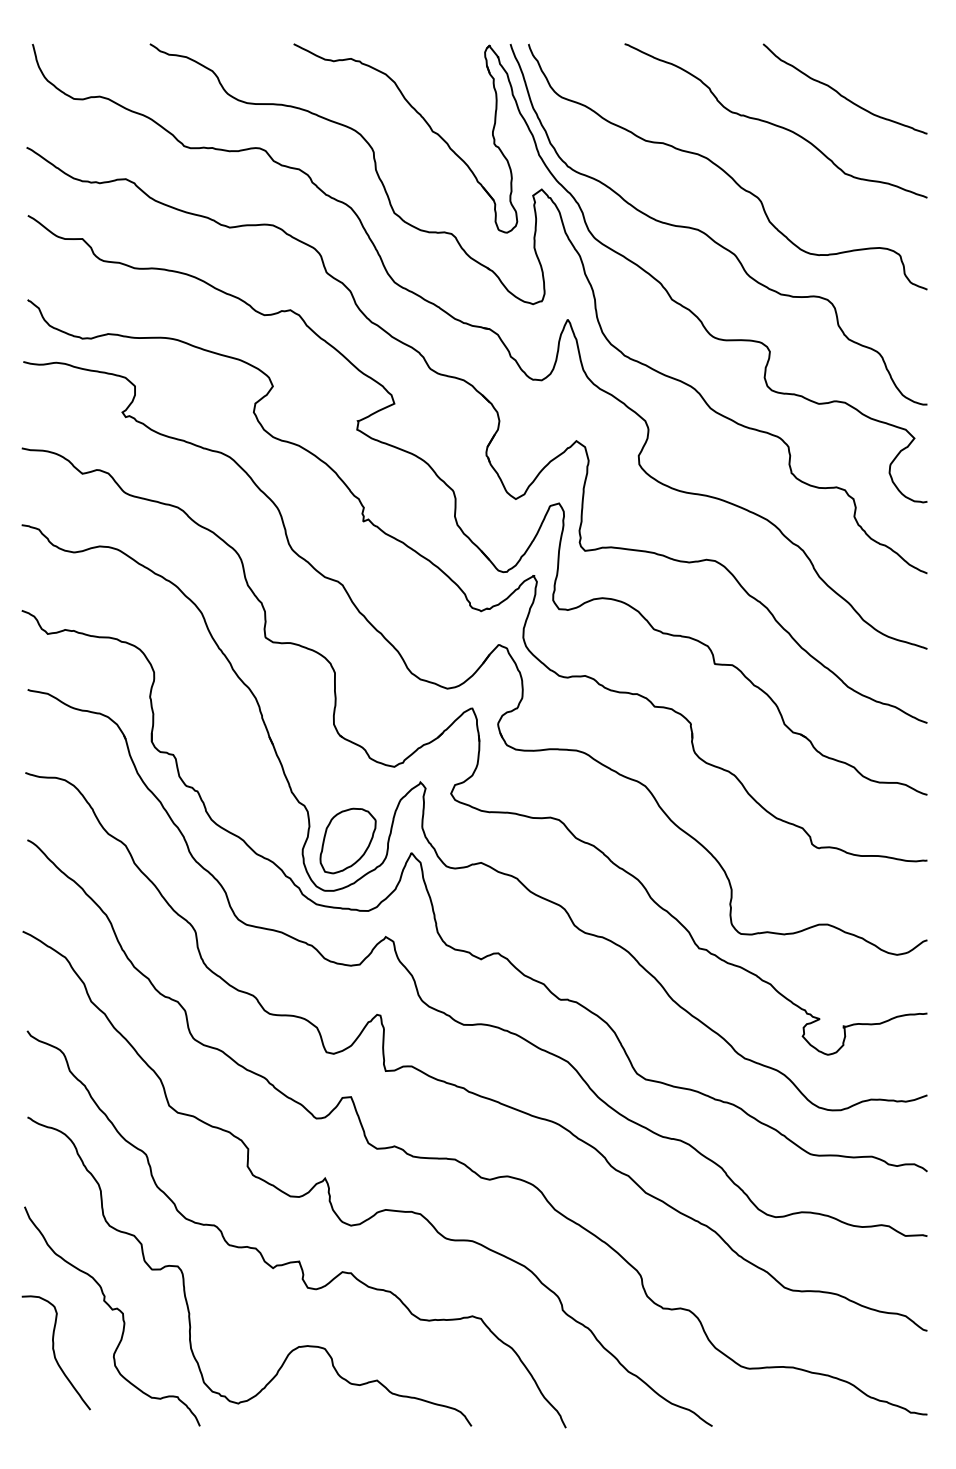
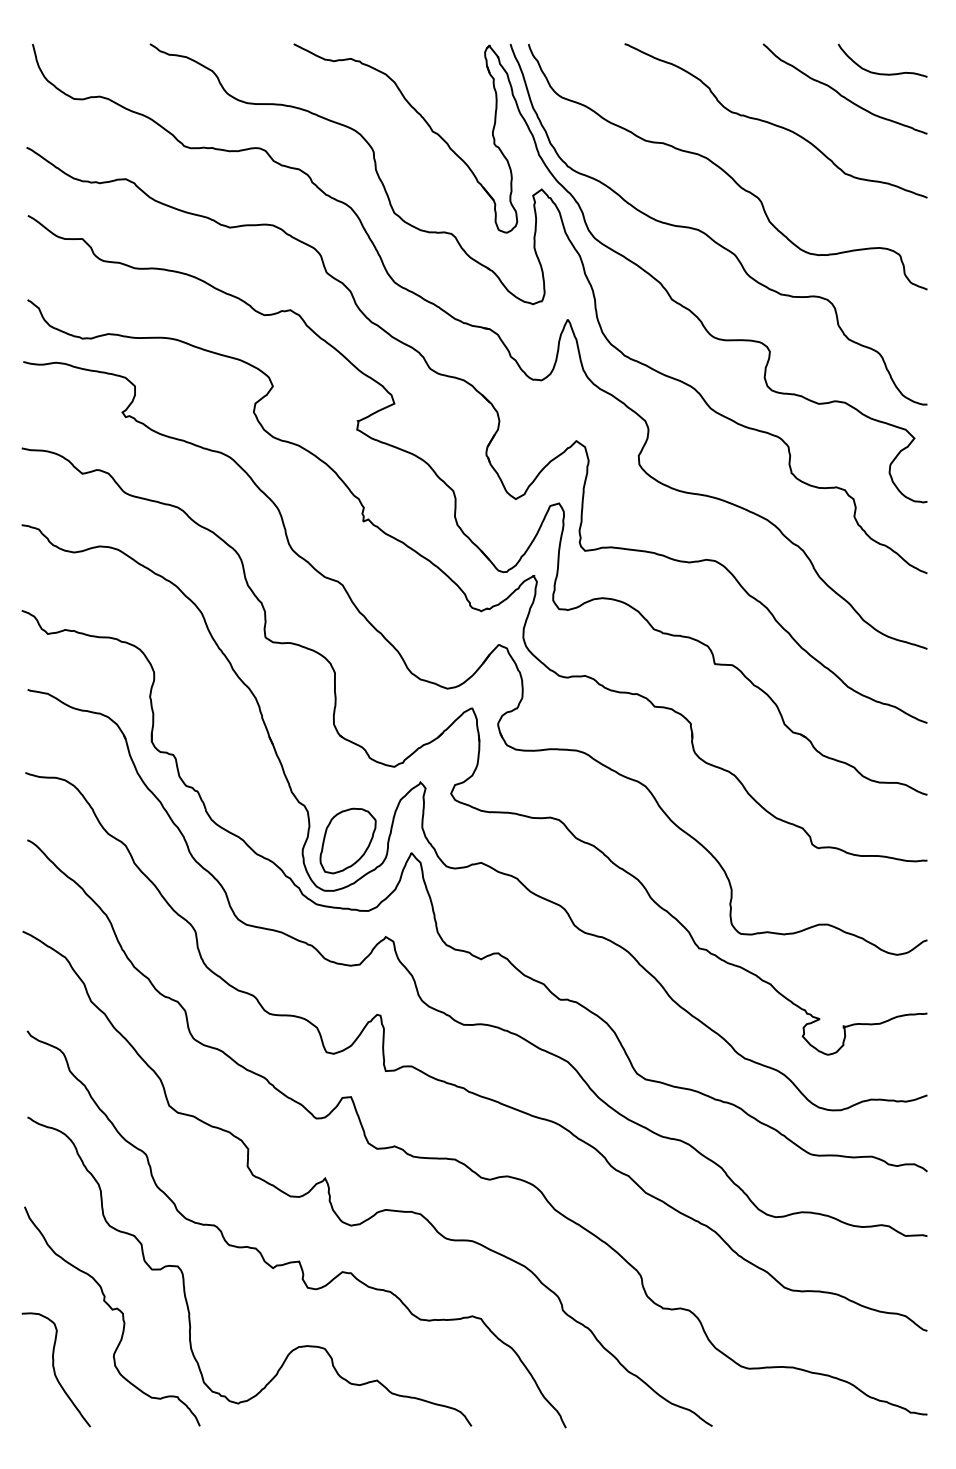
curve: none -> present (877, 72)
curve position: (54, 1352) -> (54, 1369) (54, 1369)
